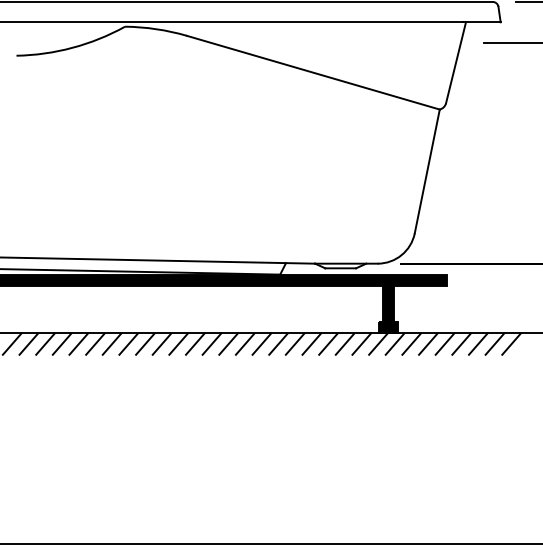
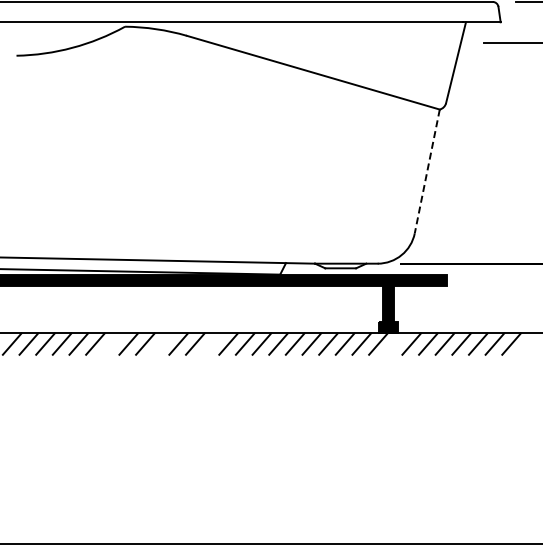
line: solid -> dashed (427, 171)
line: present -> none (111, 343)
line: present -> none (161, 343)
line: present -> none (211, 343)
line: present -> none (394, 343)
